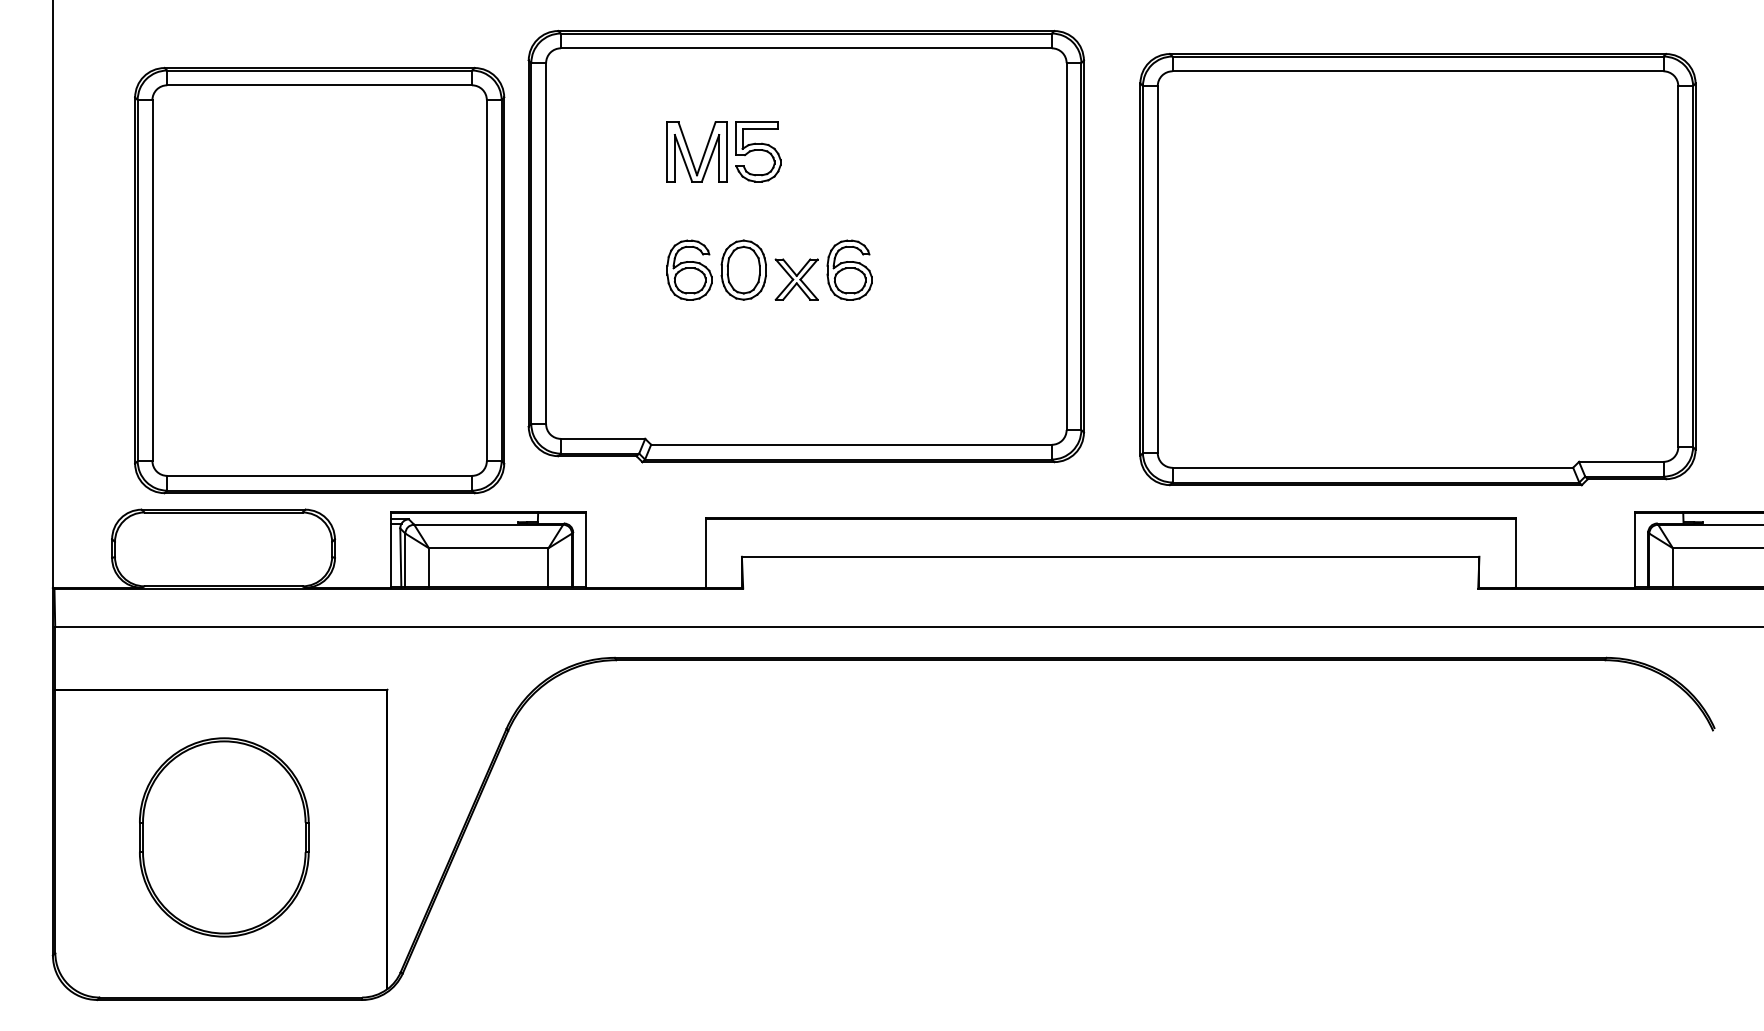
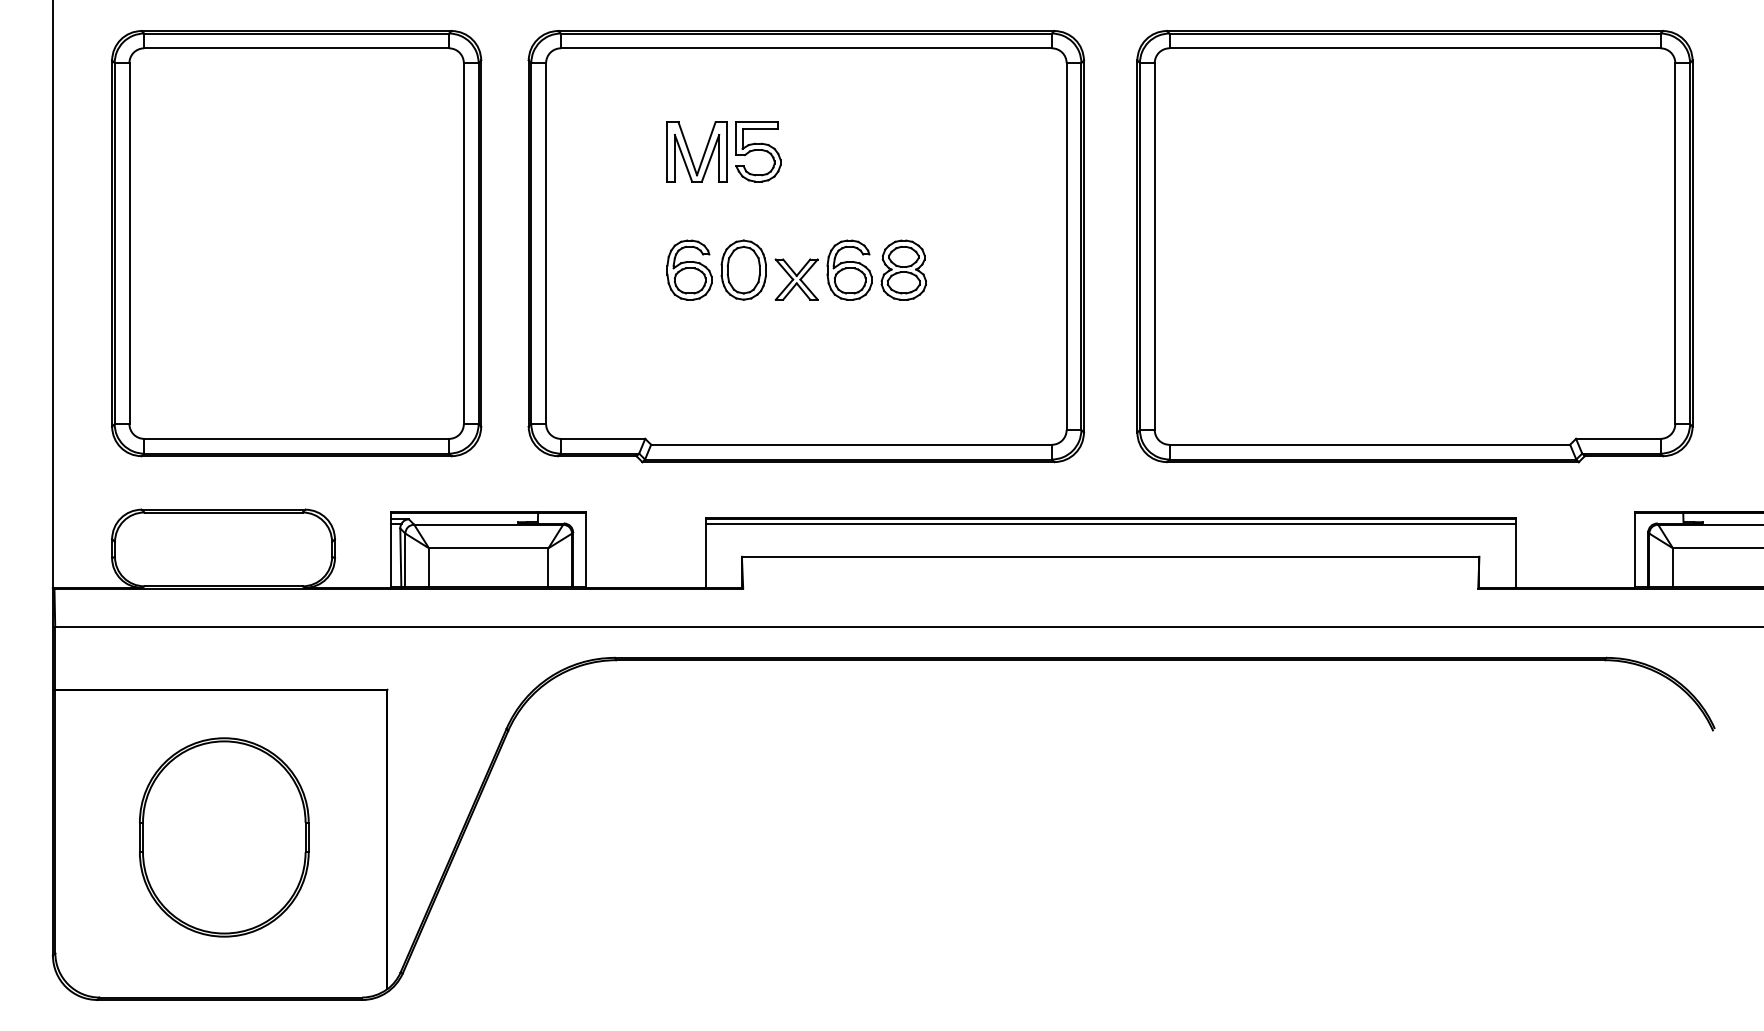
part: none -> present (903, 269)
part position: (1417, 269) -> (1414, 246) (1414, 246)
part position: (319, 280) -> (296, 243) (296, 243)
line: none -> present (1110, 523)
